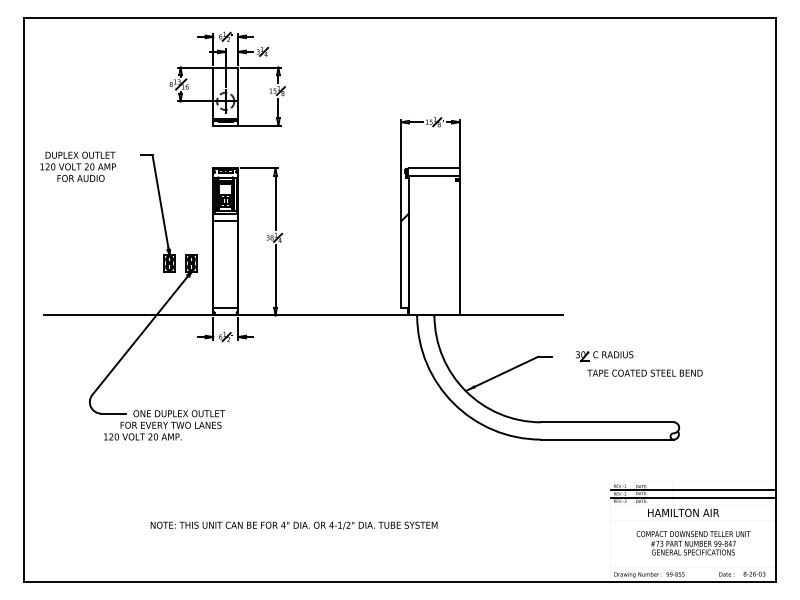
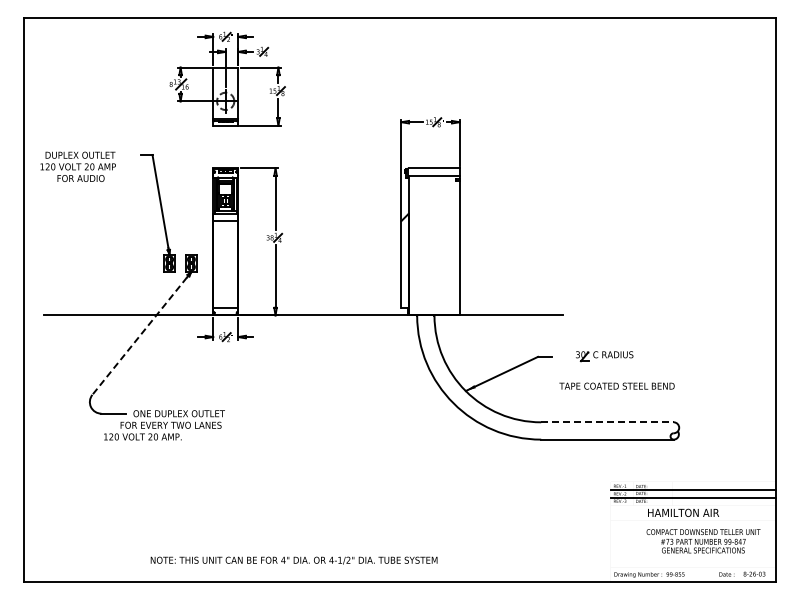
line: solid -> dashed (139, 336)
text position: (644, 372) -> (616, 385) (616, 385)
line: solid -> dashed (607, 422)
text position: (293, 525) -> (293, 560) (293, 560)
text position: (693, 543) -> (703, 541) (703, 541)
